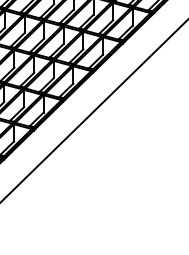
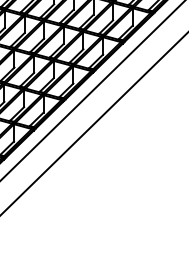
line: none -> present (92, 90)
line position: (93, 111) -> (93, 123) (93, 123)
